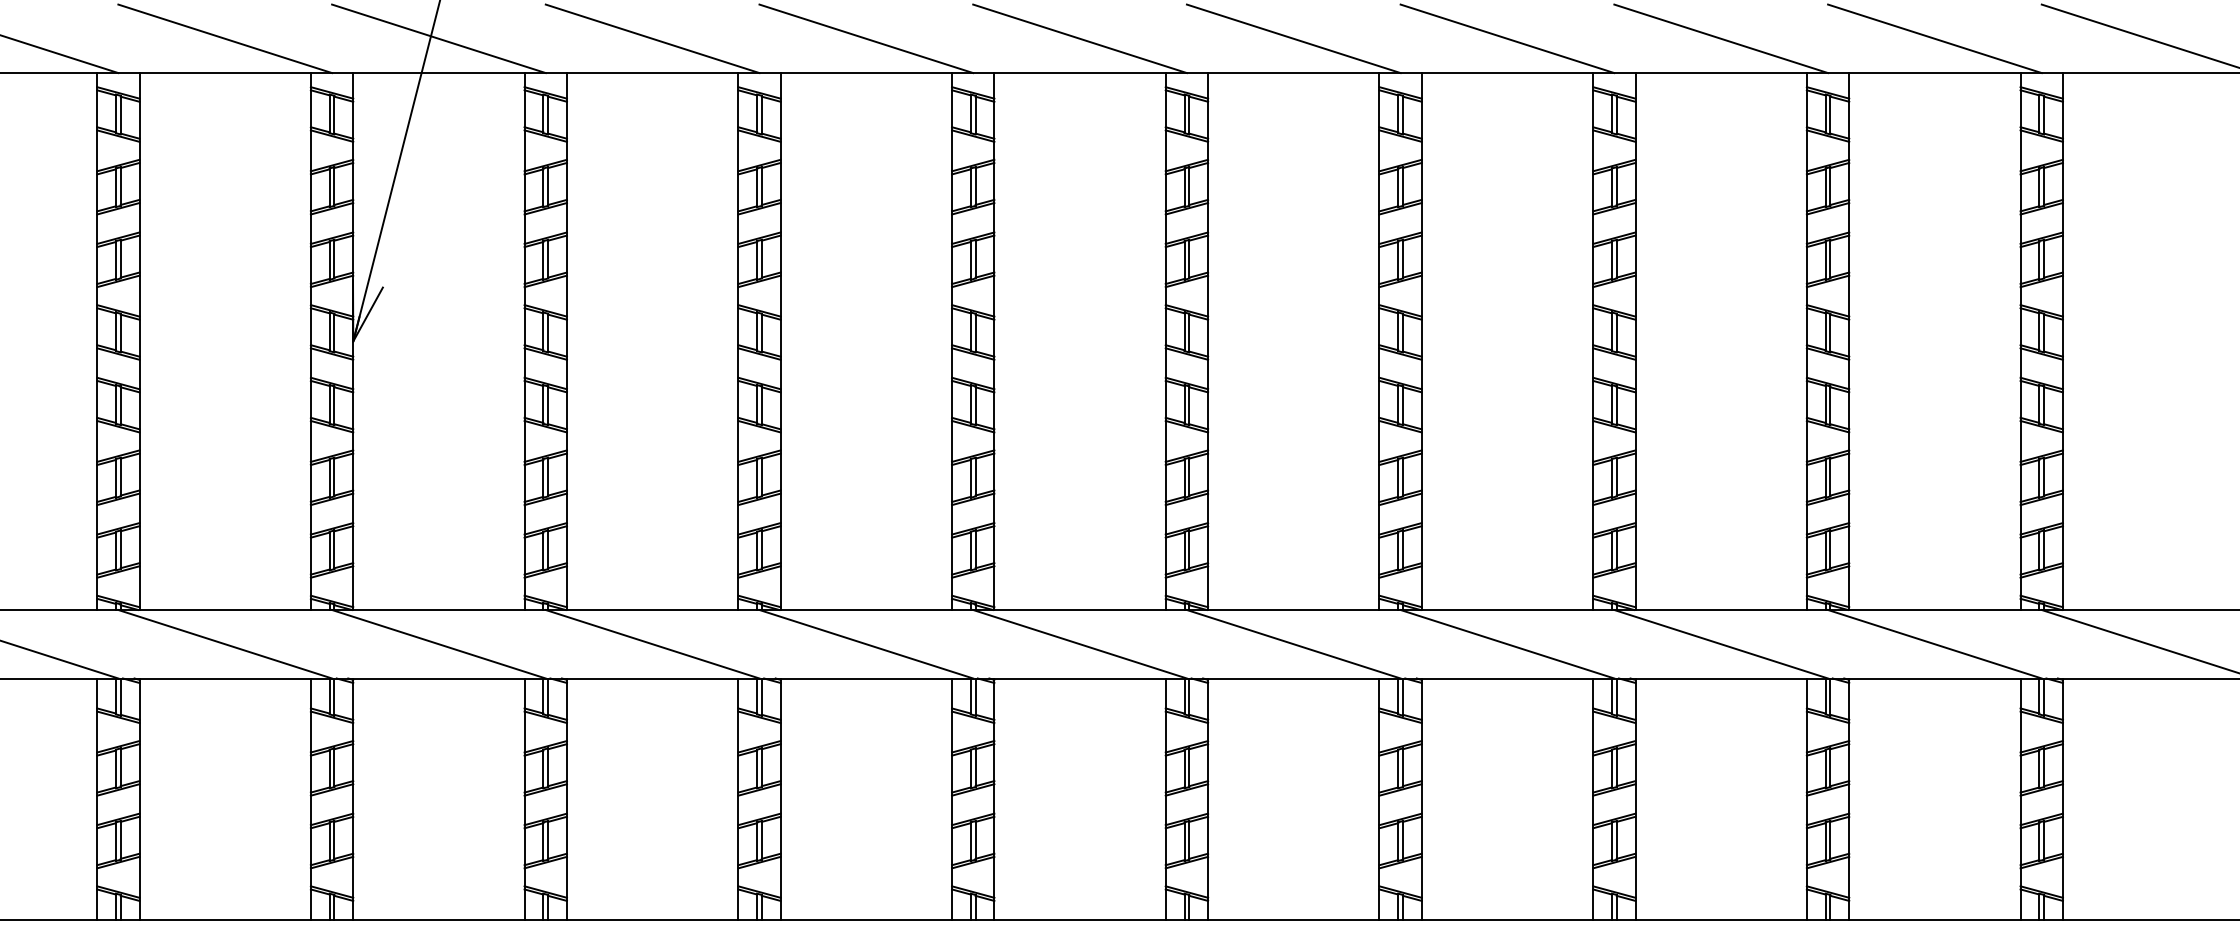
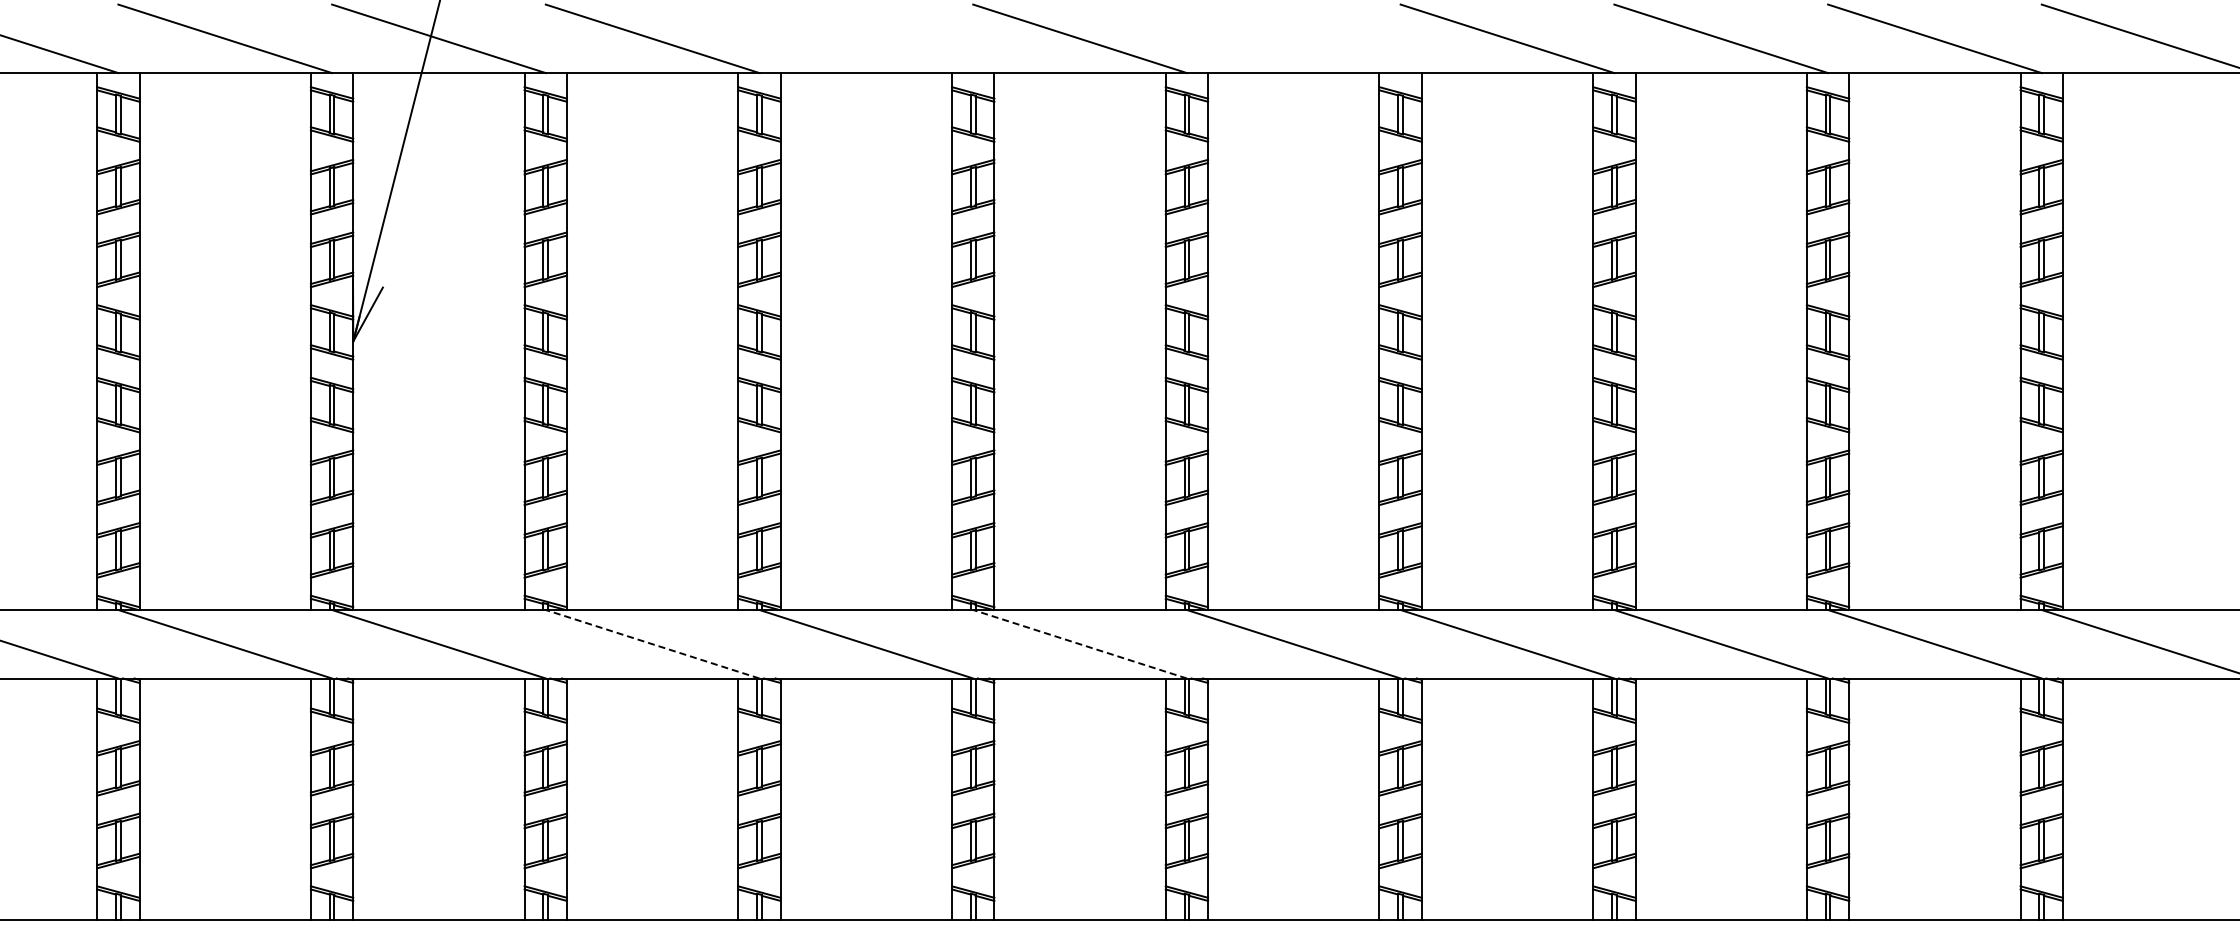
line: present -> none (866, 38)
line: present -> none (1293, 38)
line: solid -> dashed (652, 644)
line: solid -> dashed (1079, 644)
